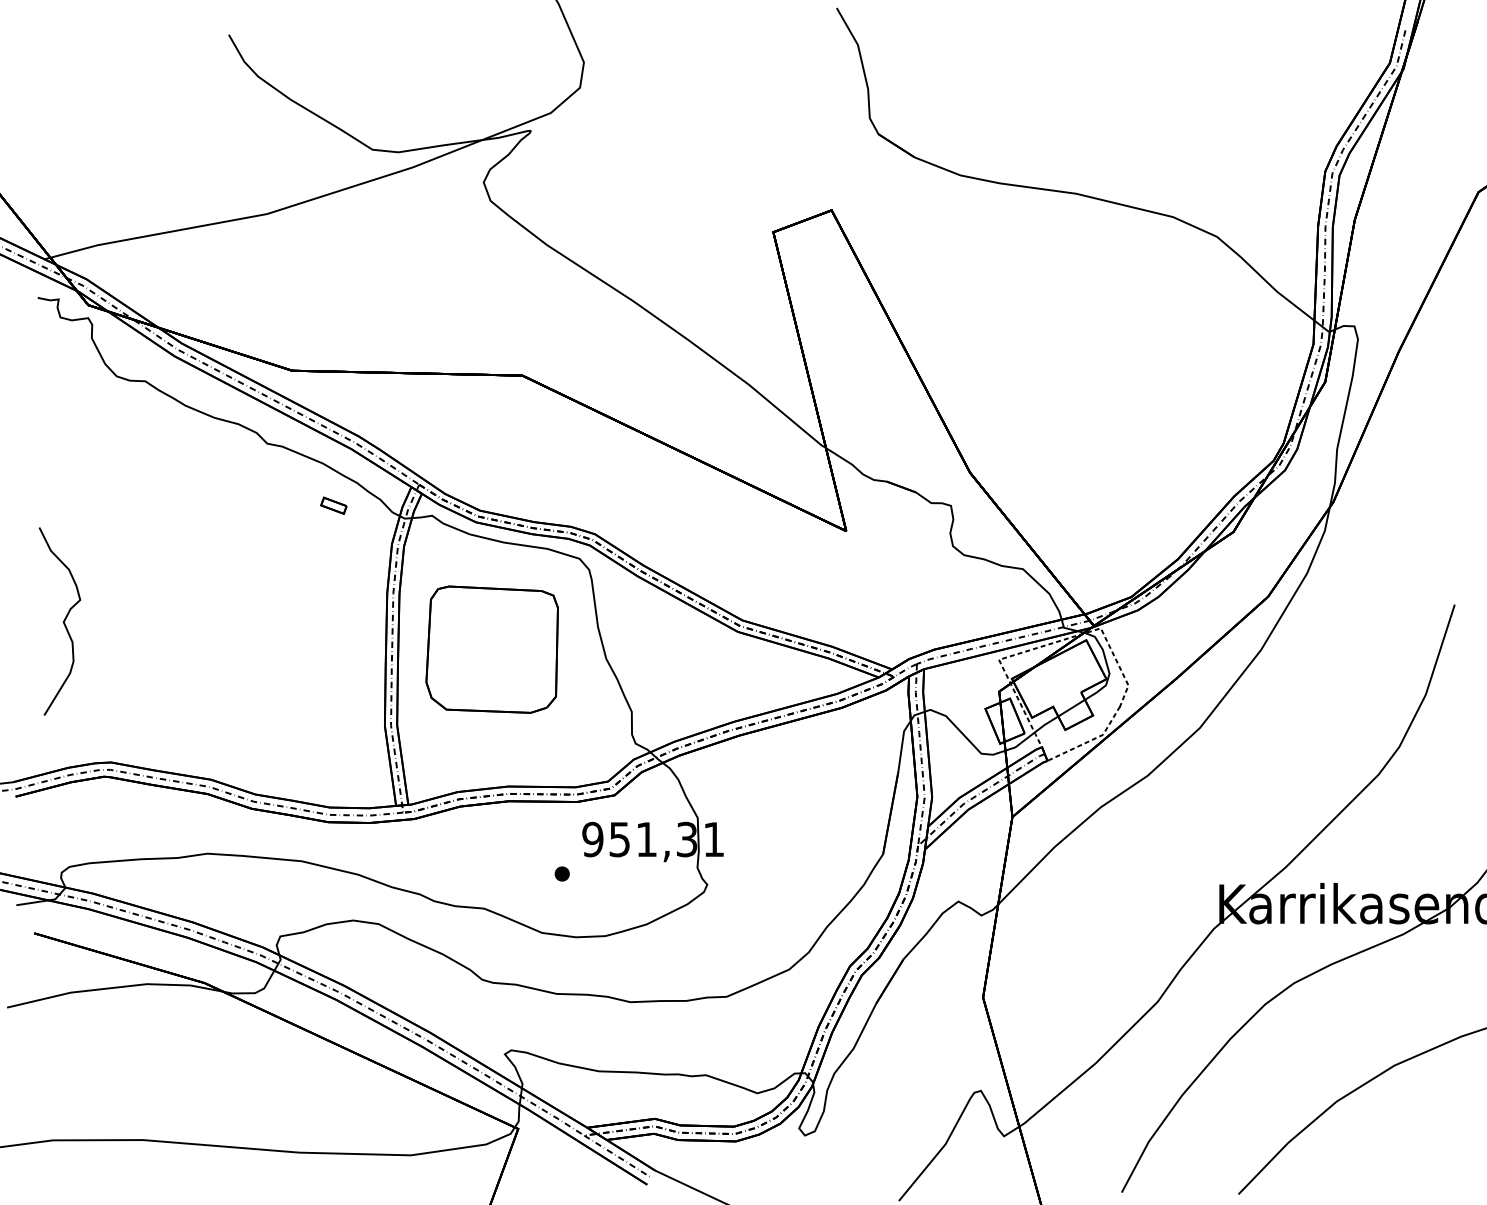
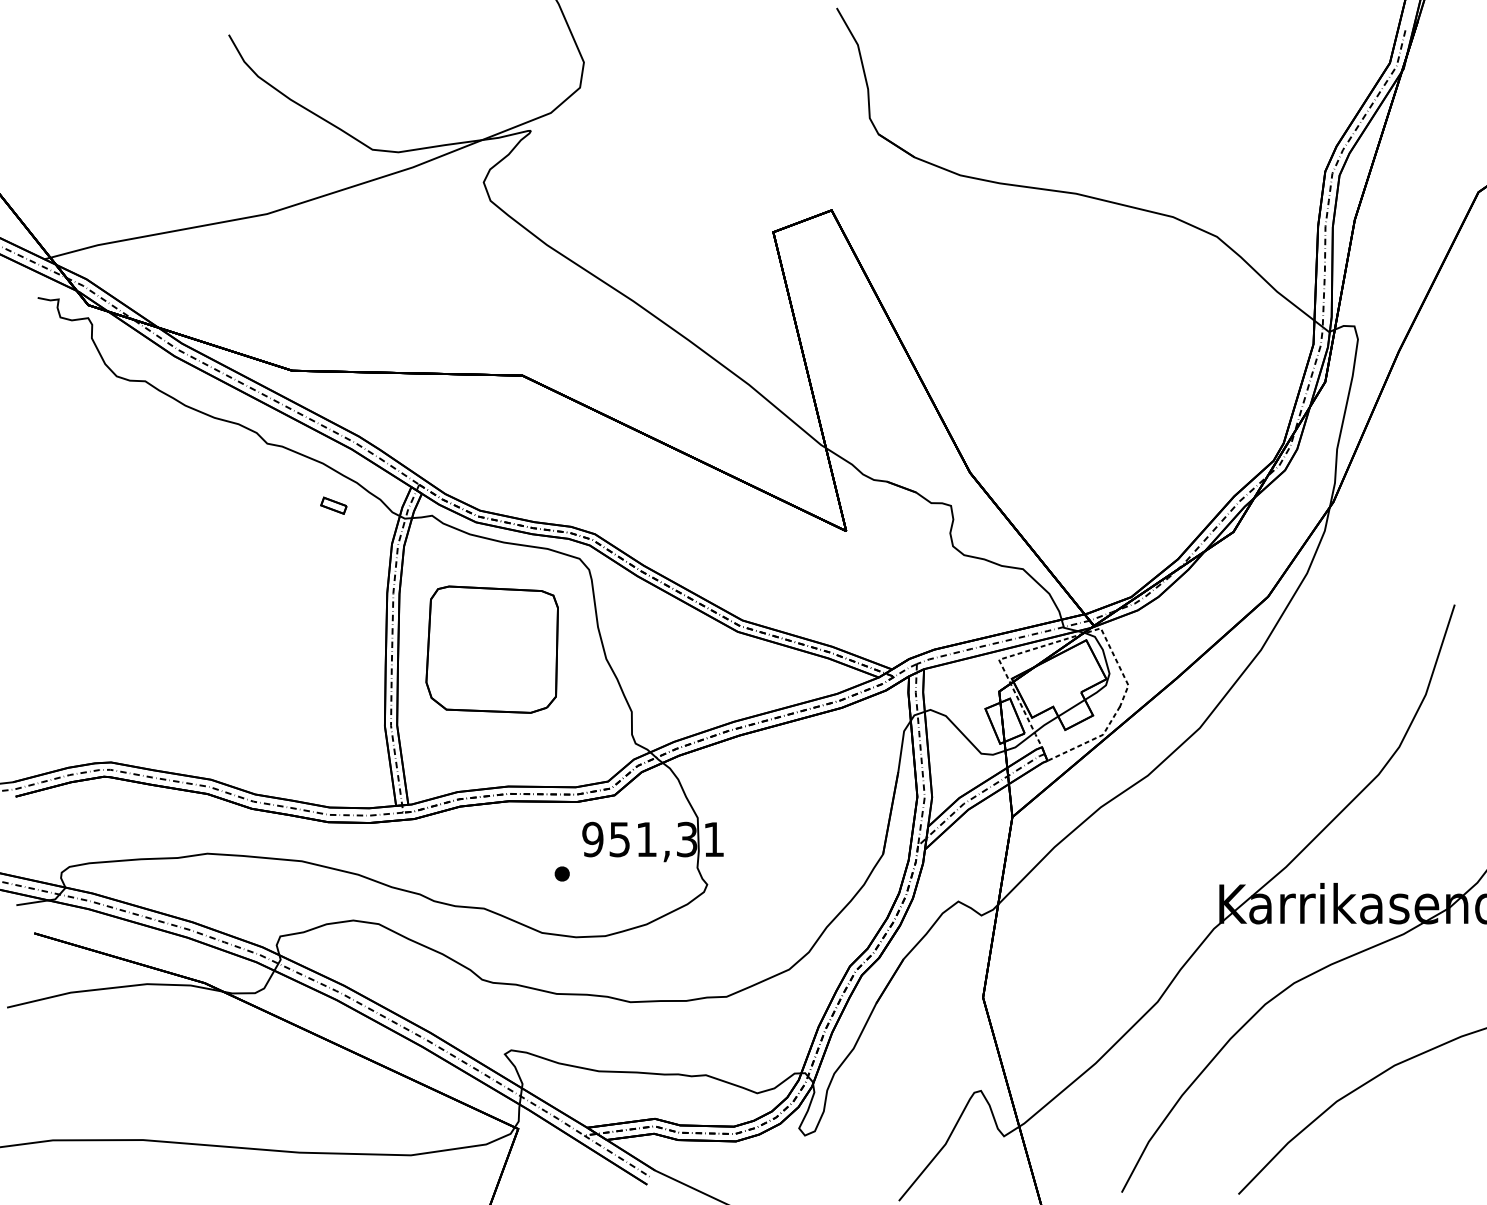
curve: present -> none (62, 622)
